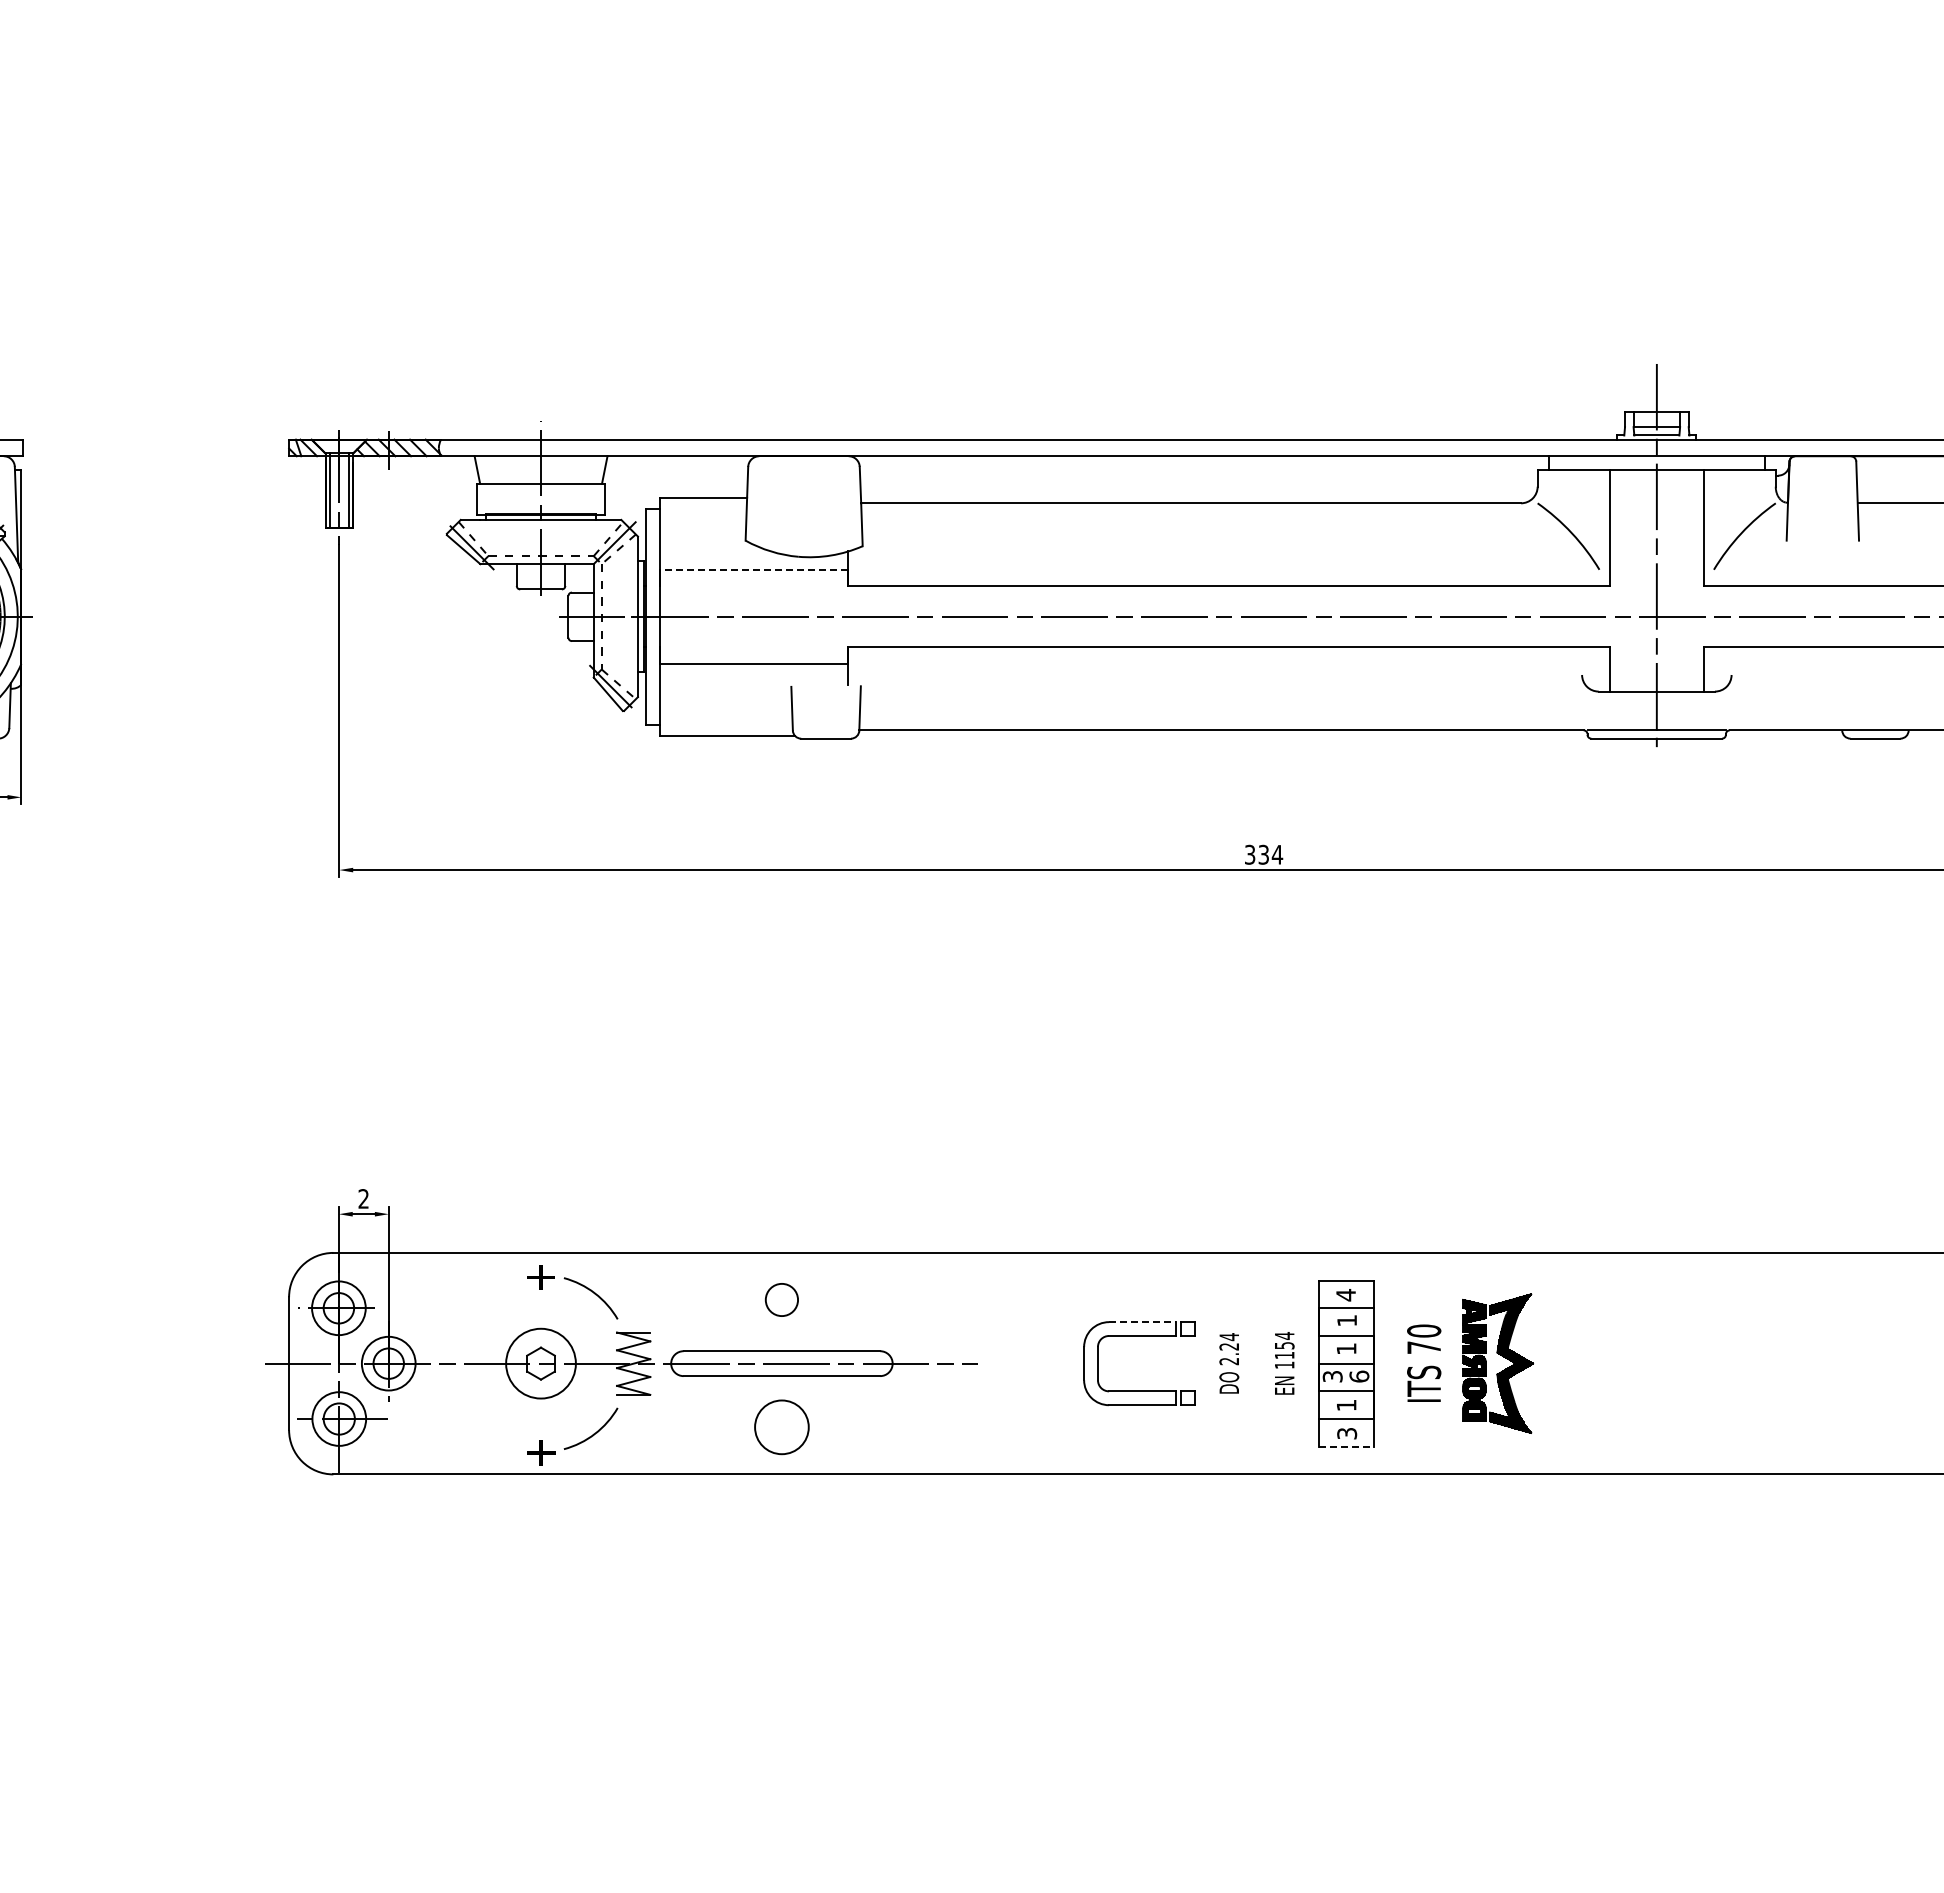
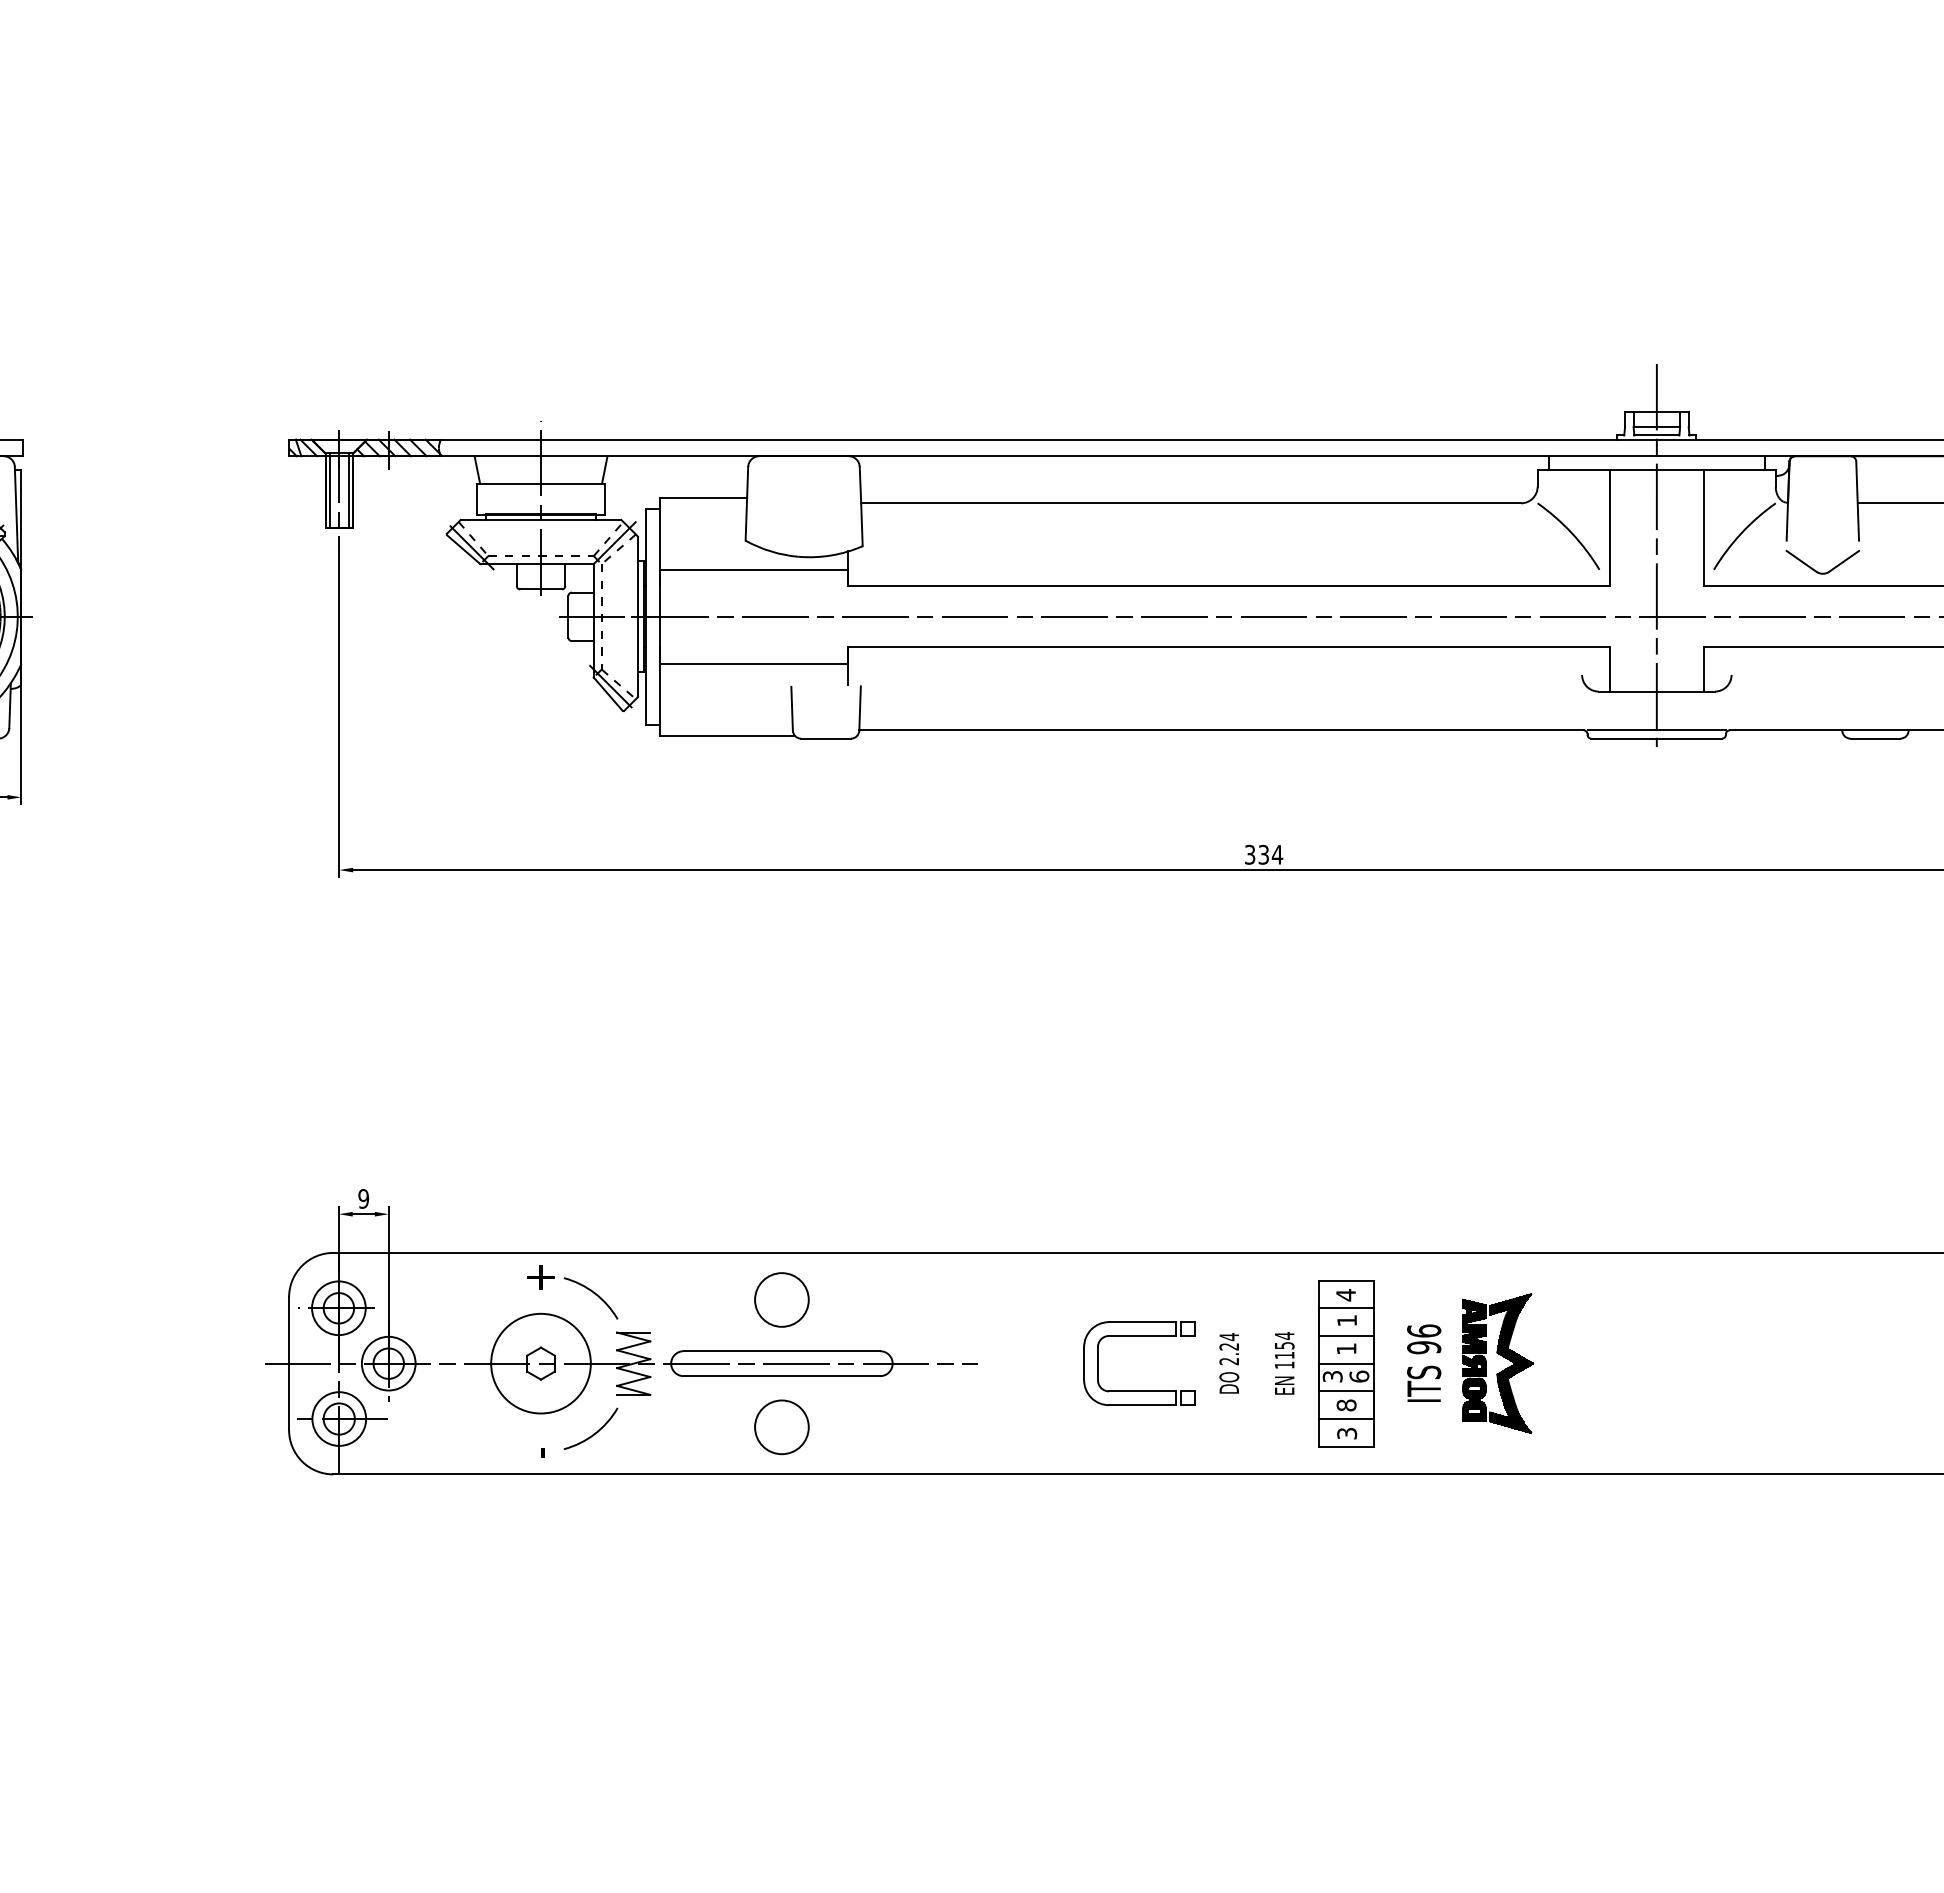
line: dashed -> solid (753, 569)
part: none -> present (1818, 571)
text: 2 -> 9 (363, 1198)
circle diameter: 32 px -> 54 px (781, 1299)
line: dashed -> solid (1142, 1322)
text: 70 -> 96 (1424, 1339)
circle diameter: 70 px -> 100 px (540, 1363)
text: 1 -> 8 (1346, 1405)
line: dashed -> solid (1346, 1446)
text: + -> - (541, 1452)
